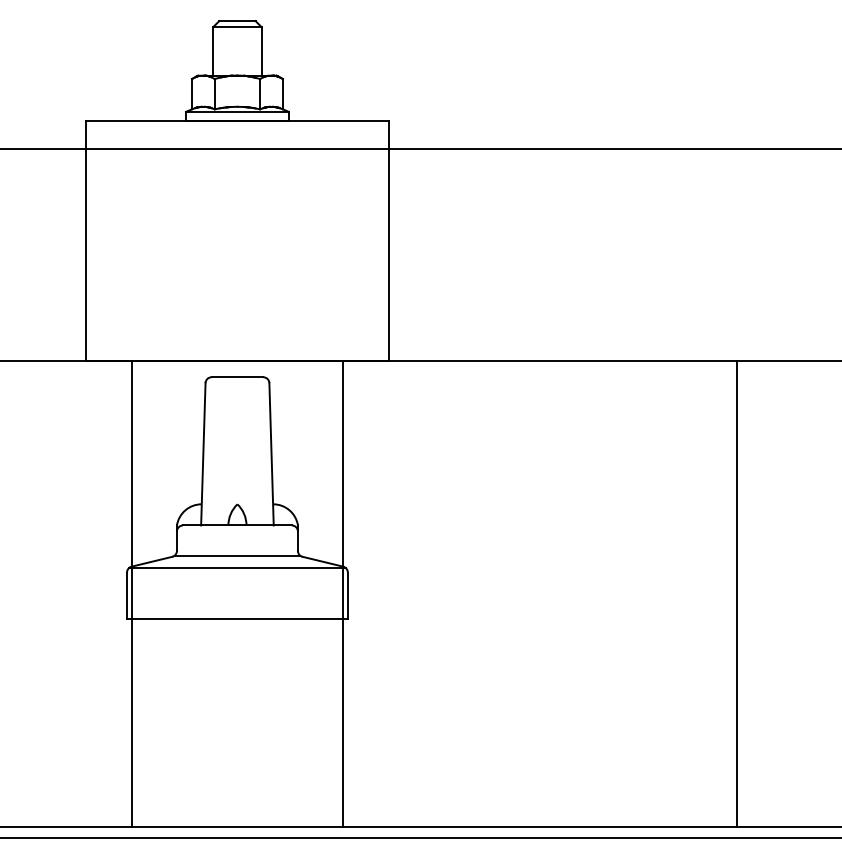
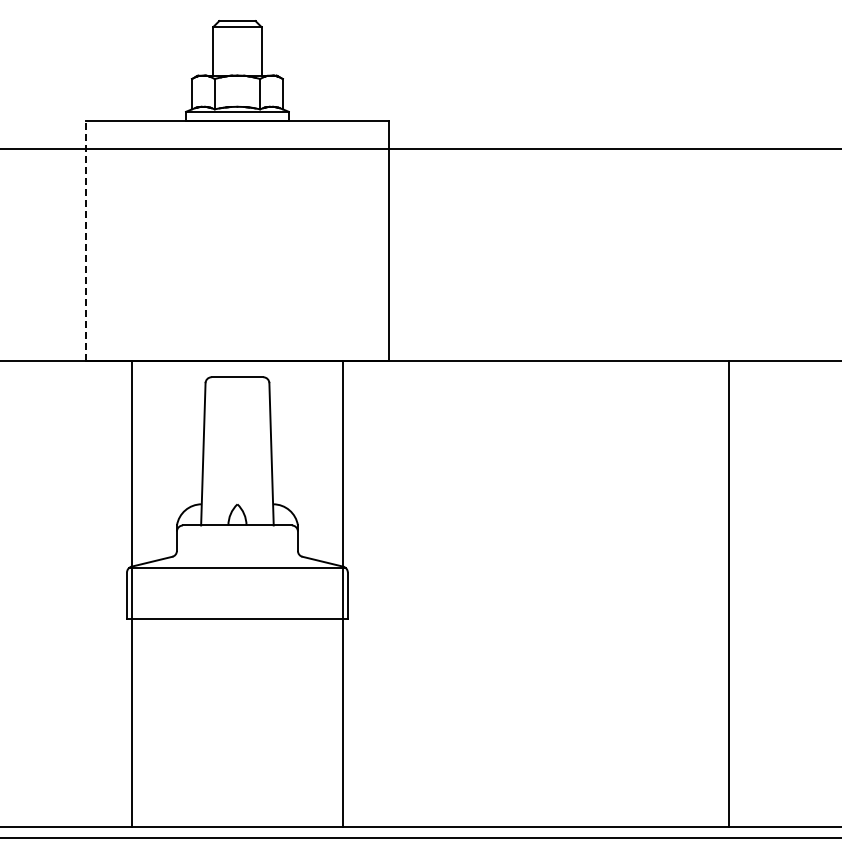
line: solid -> dashed (86, 240)
line: present -> none (237, 555)
line position: (736, 593) -> (728, 593) (728, 593)
